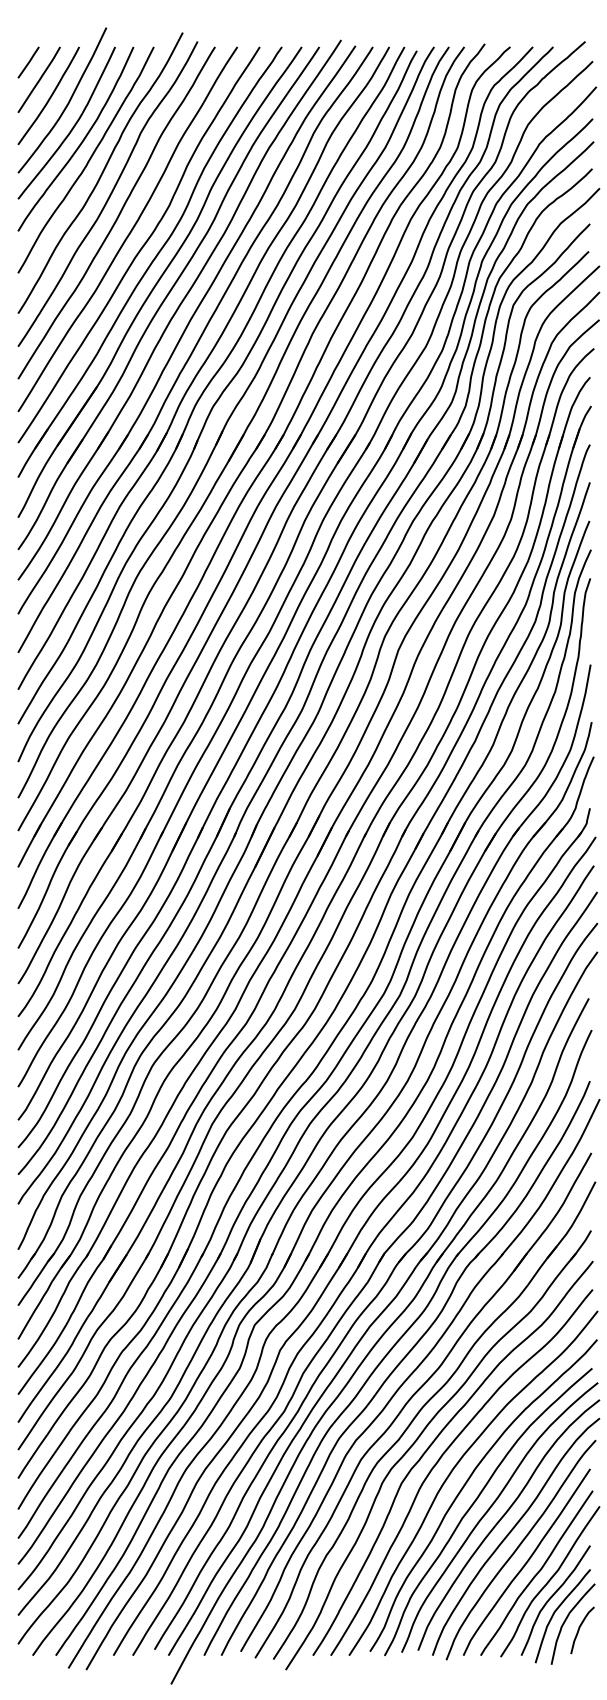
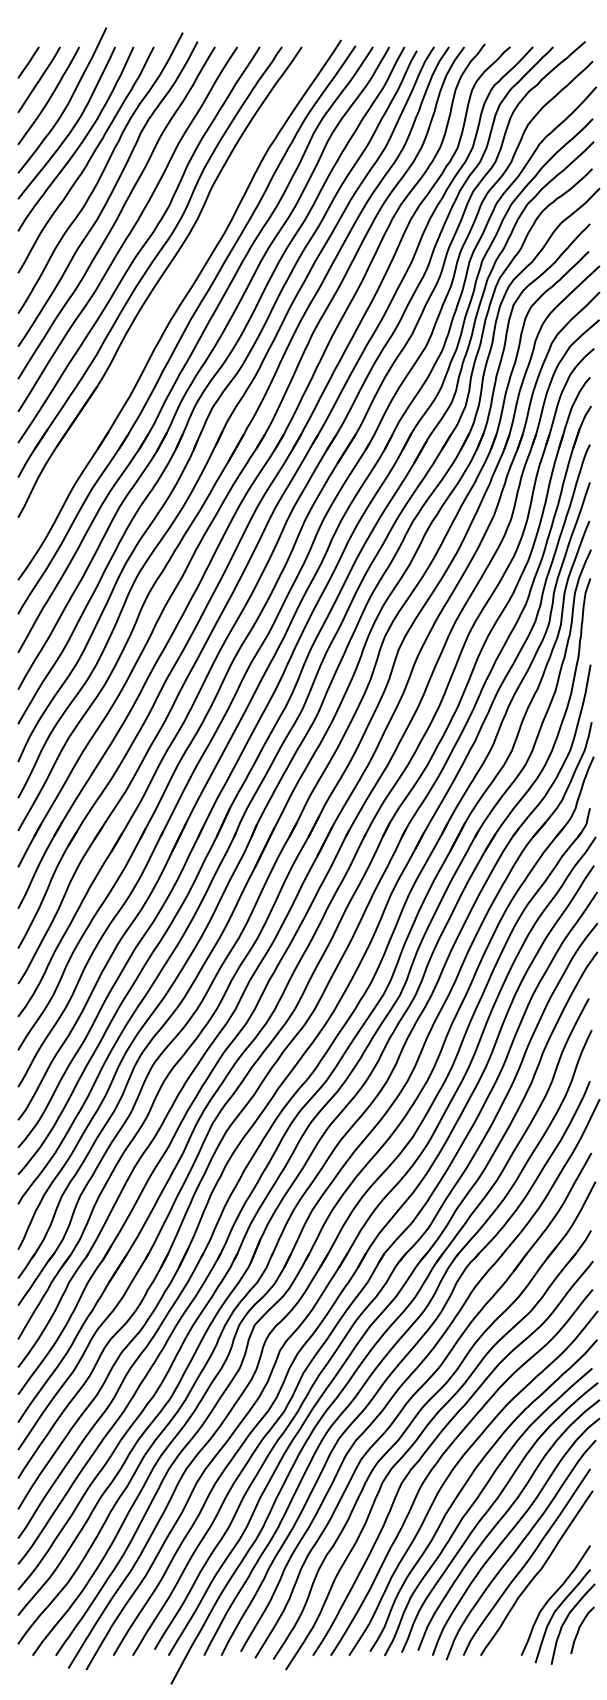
part: present -> none (168, 298)
curve: present -> none (550, 1580)
